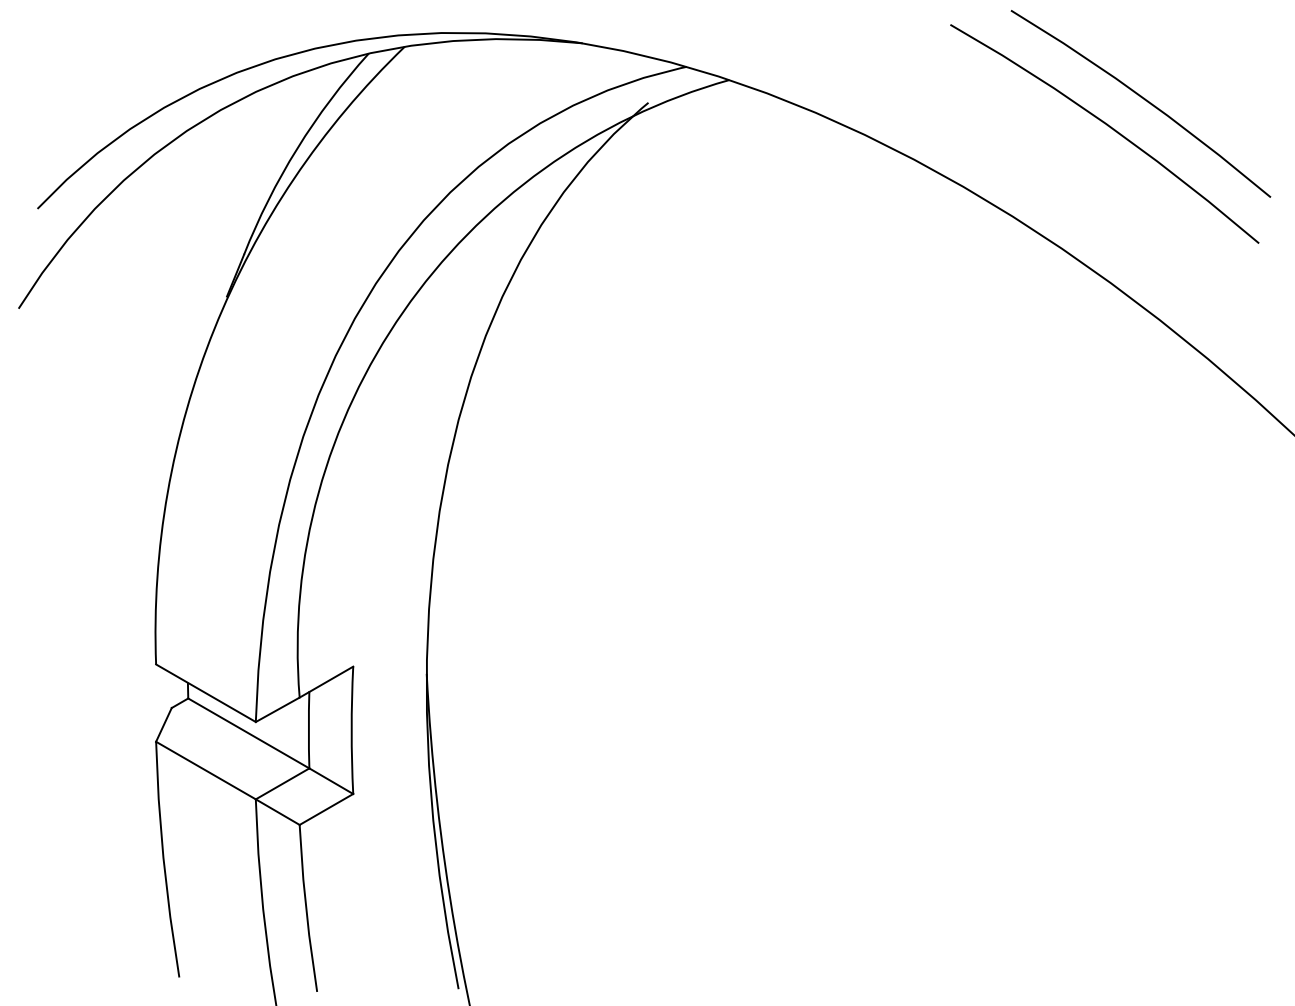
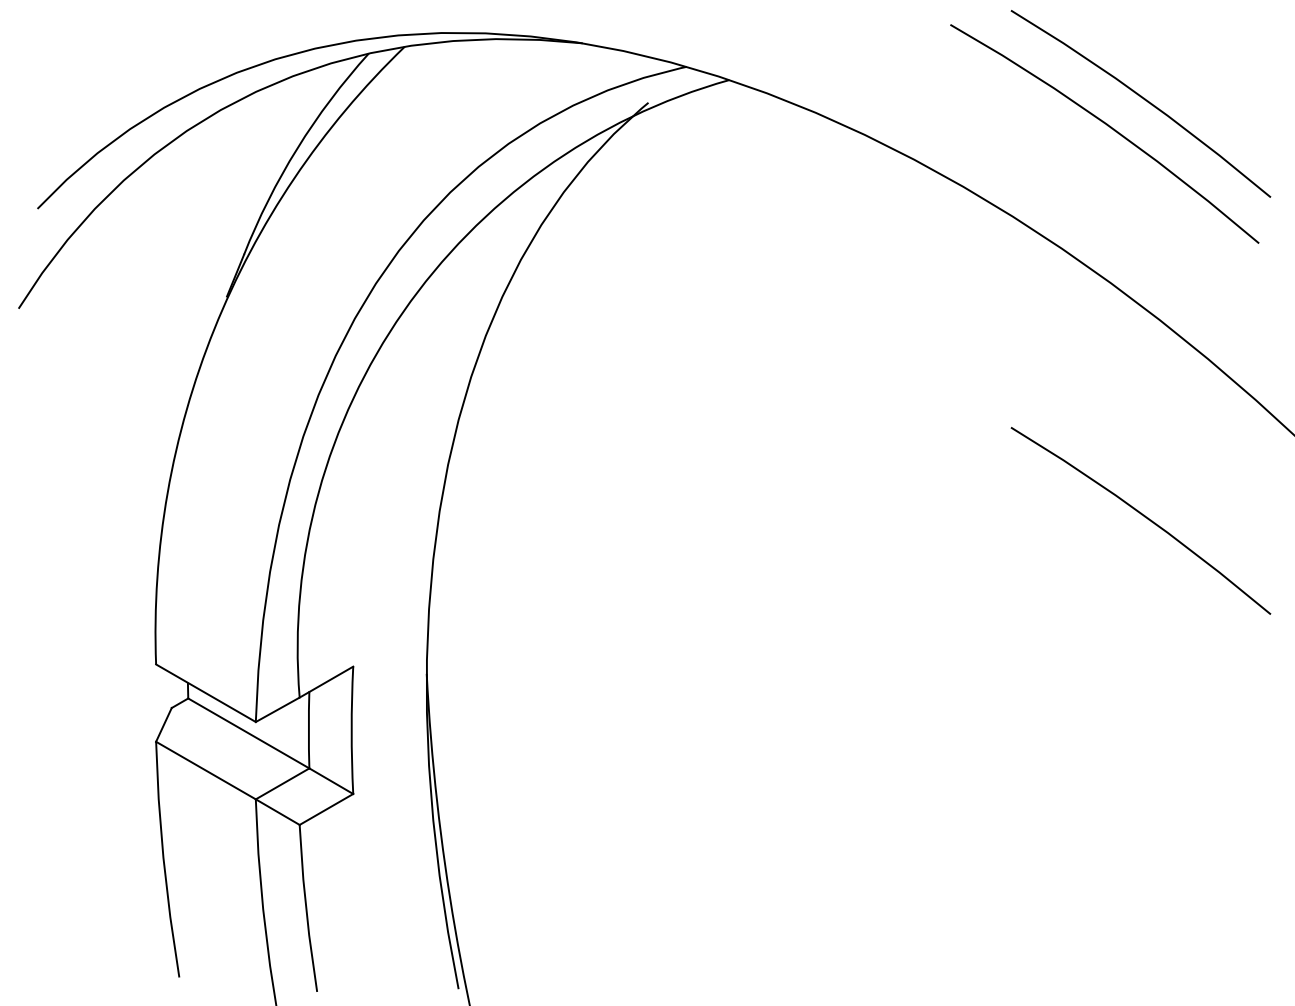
curve: none -> present (1143, 516)
